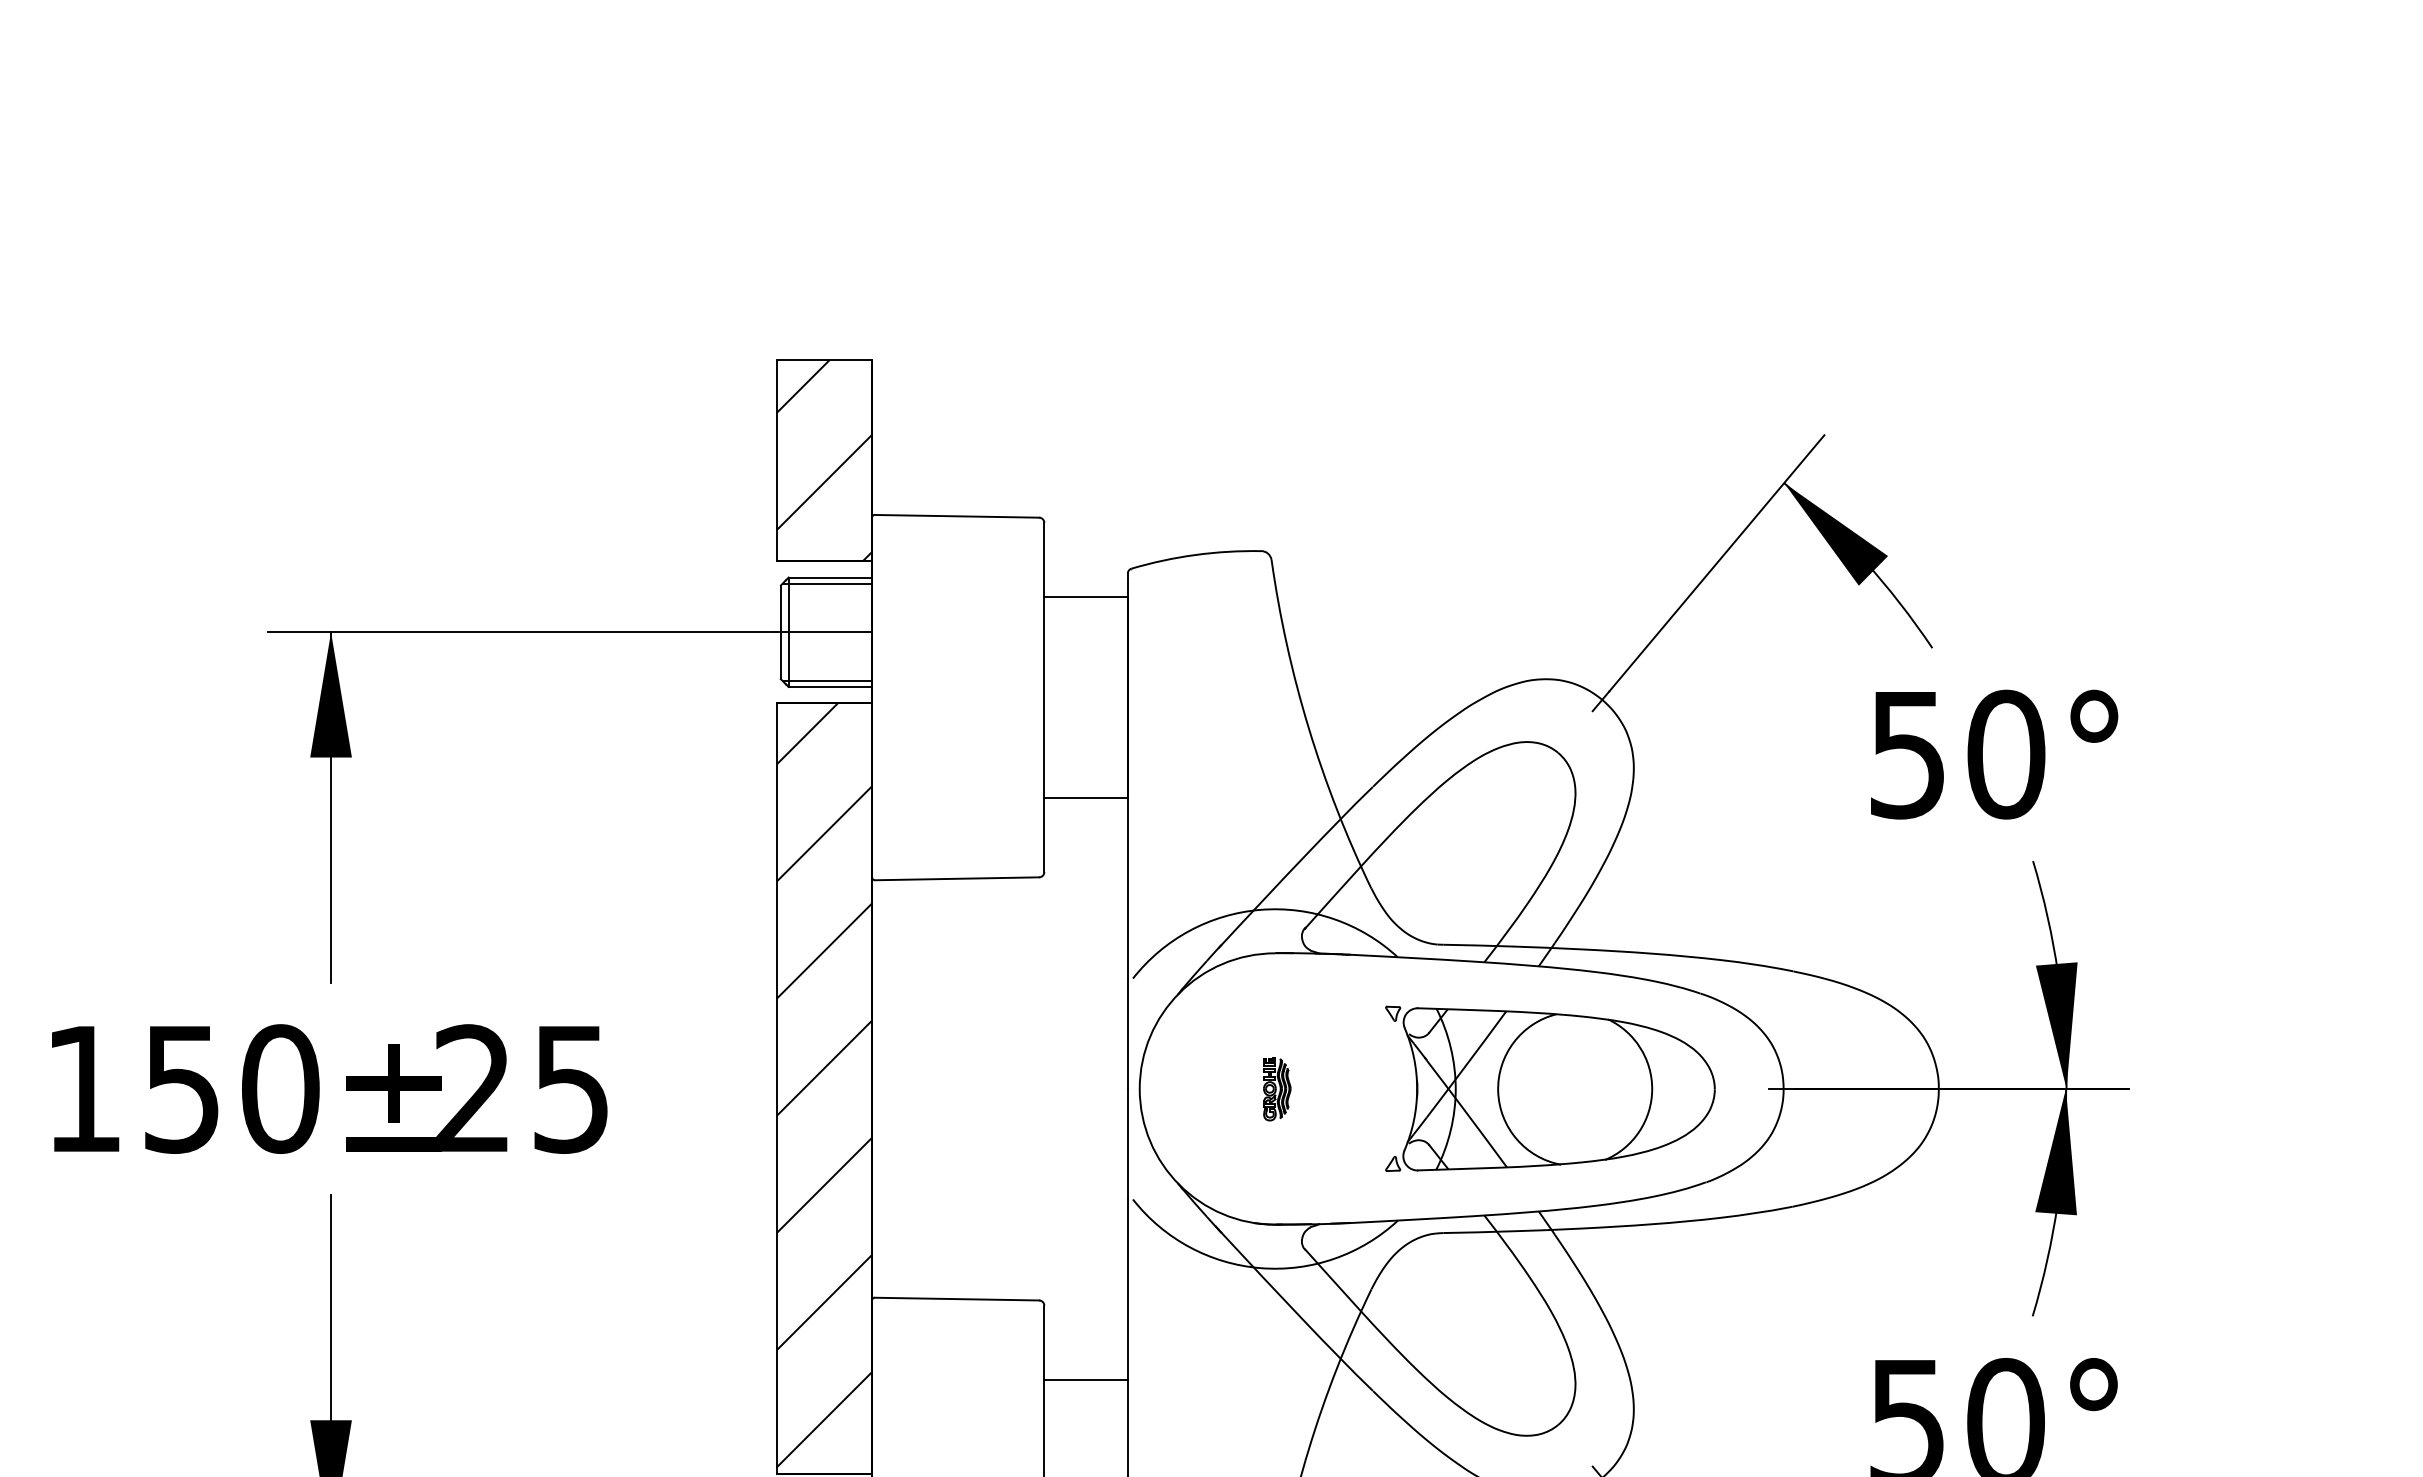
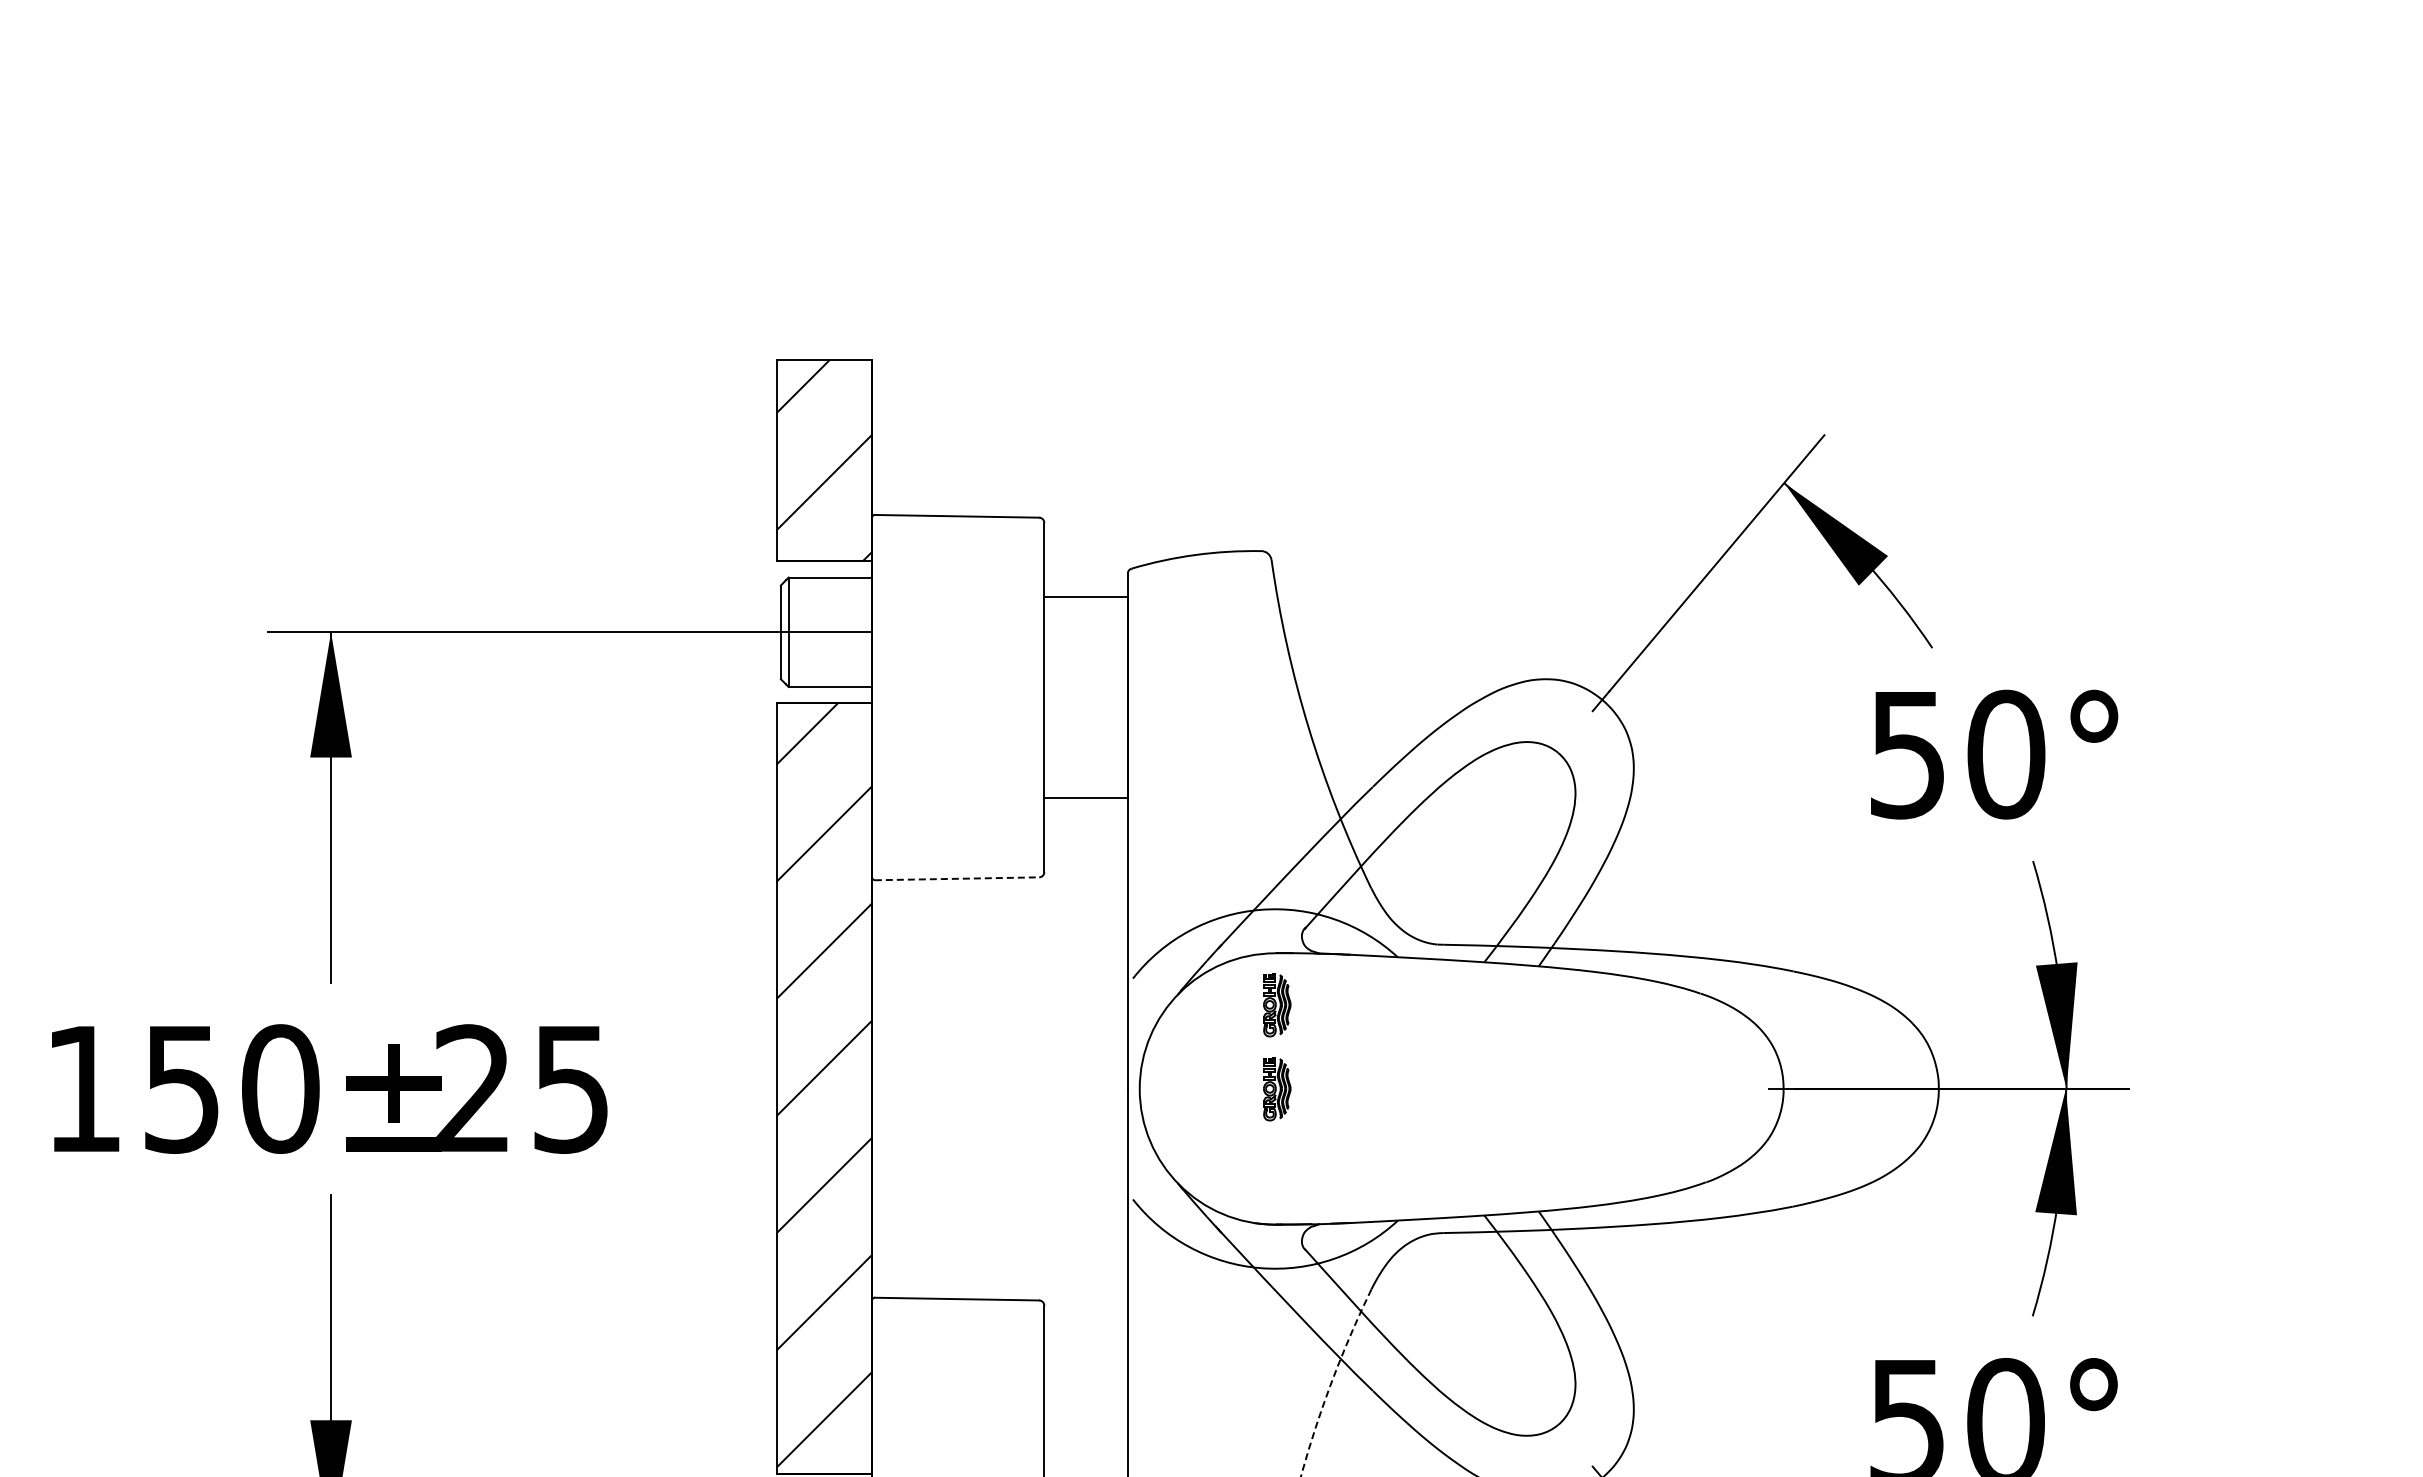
line: present -> none (827, 583)
line: present -> none (827, 680)
line: solid -> dashed (957, 878)
part: none -> present (1277, 1005)
part: present -> none (1550, 1088)
line: present -> none (1085, 1379)
arc: solid -> dashed (1332, 1381)
